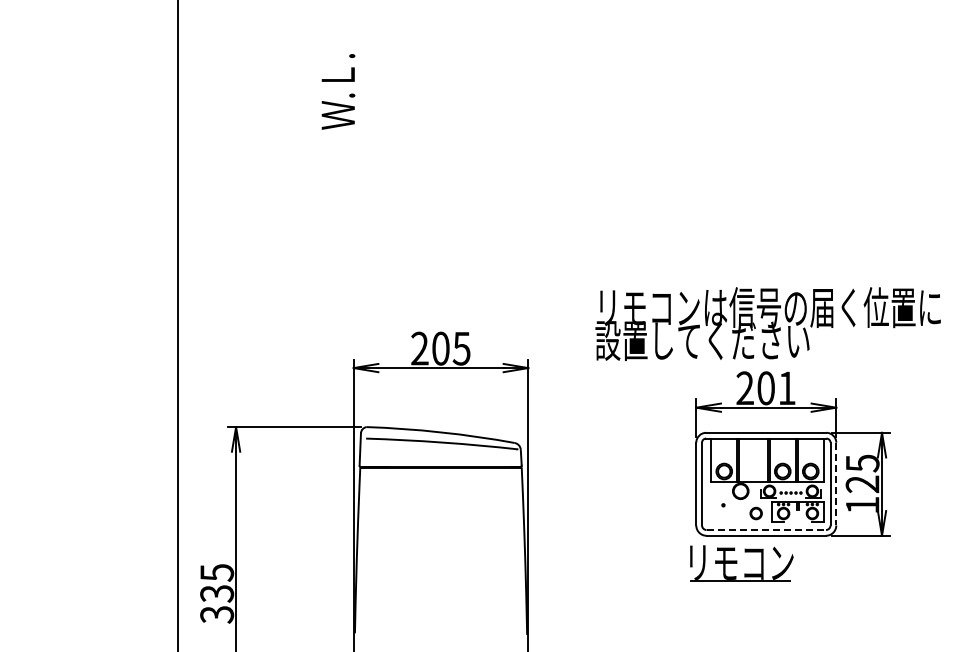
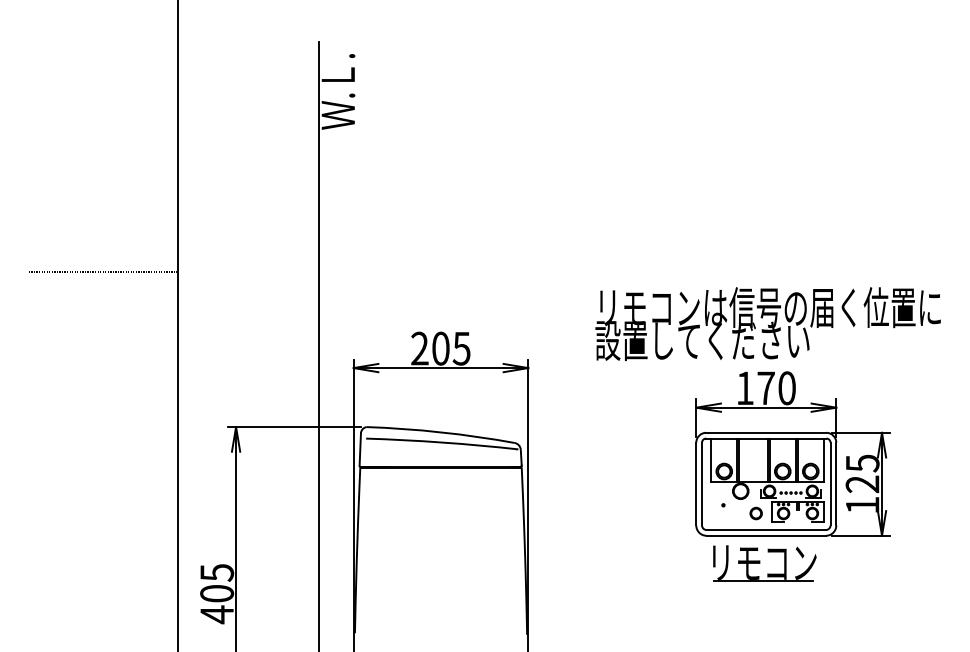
line: none -> present (103, 271)
line: none -> present (319, 344)
text: 201 -> 170 (765, 388)
line: dashed -> solid (836, 484)
line: dashed -> solid (766, 530)
part position: (741, 563) -> (764, 563) (764, 563)
text: 335 -> 405 (217, 604)
